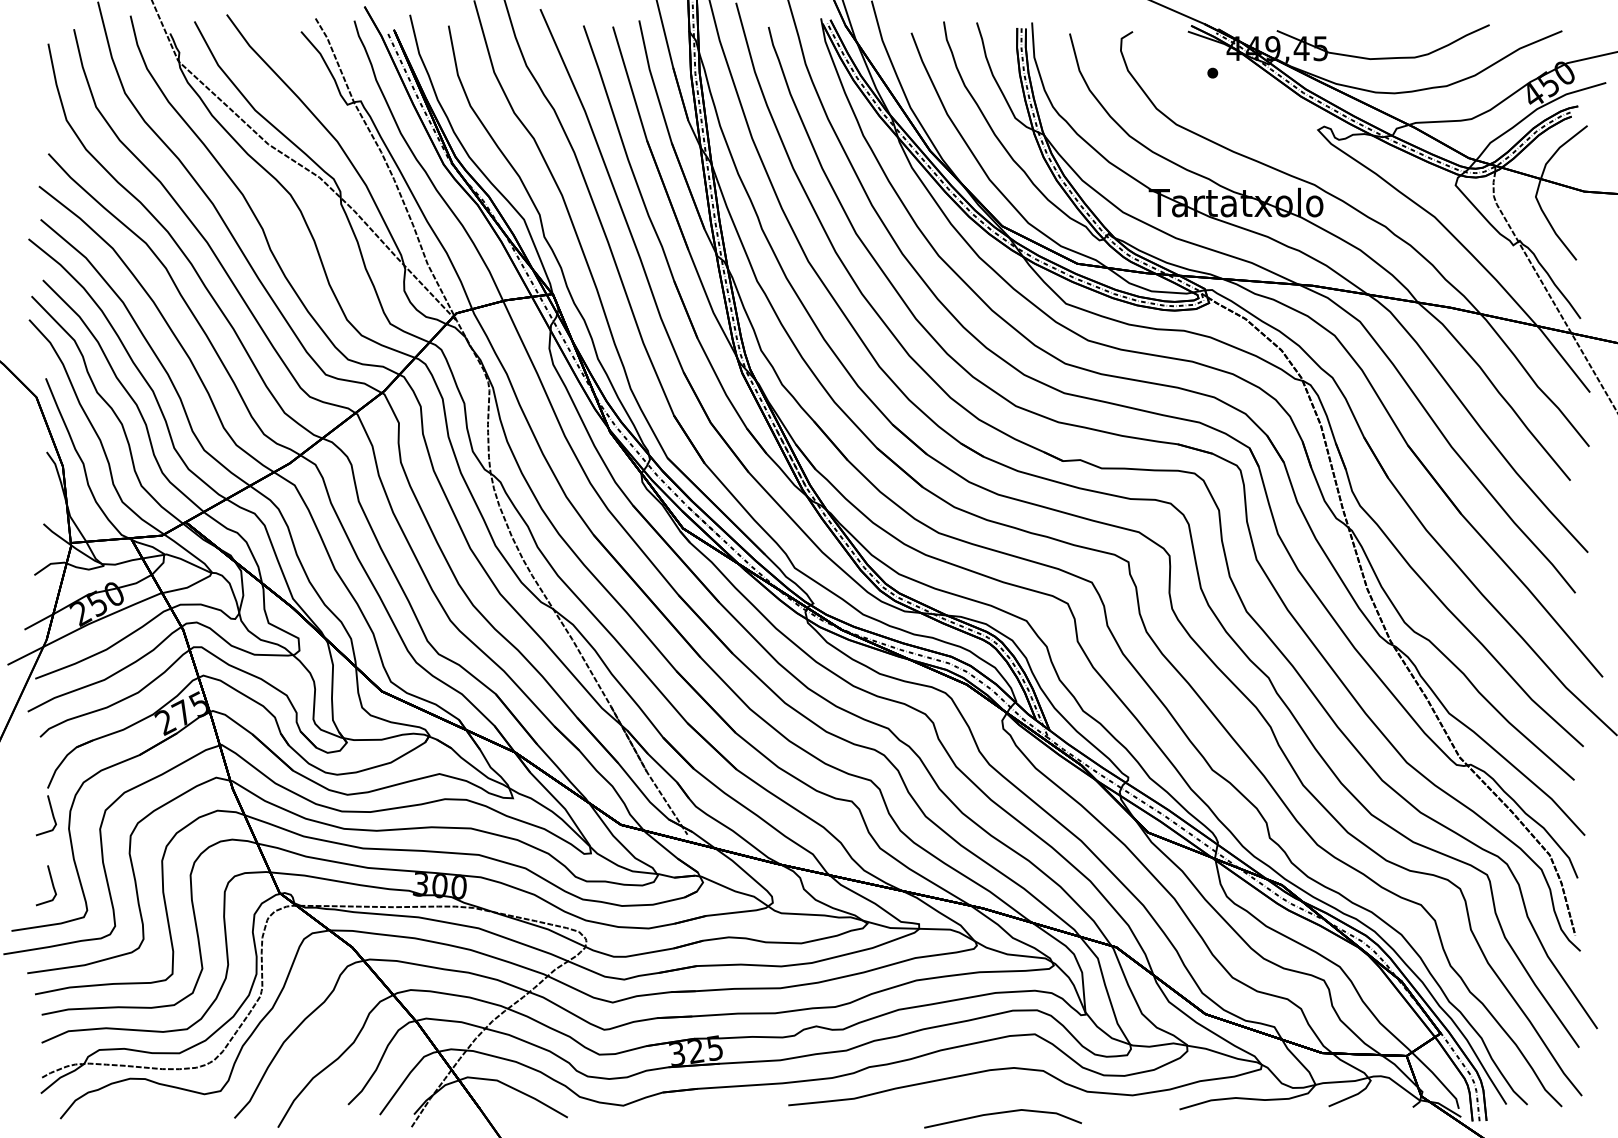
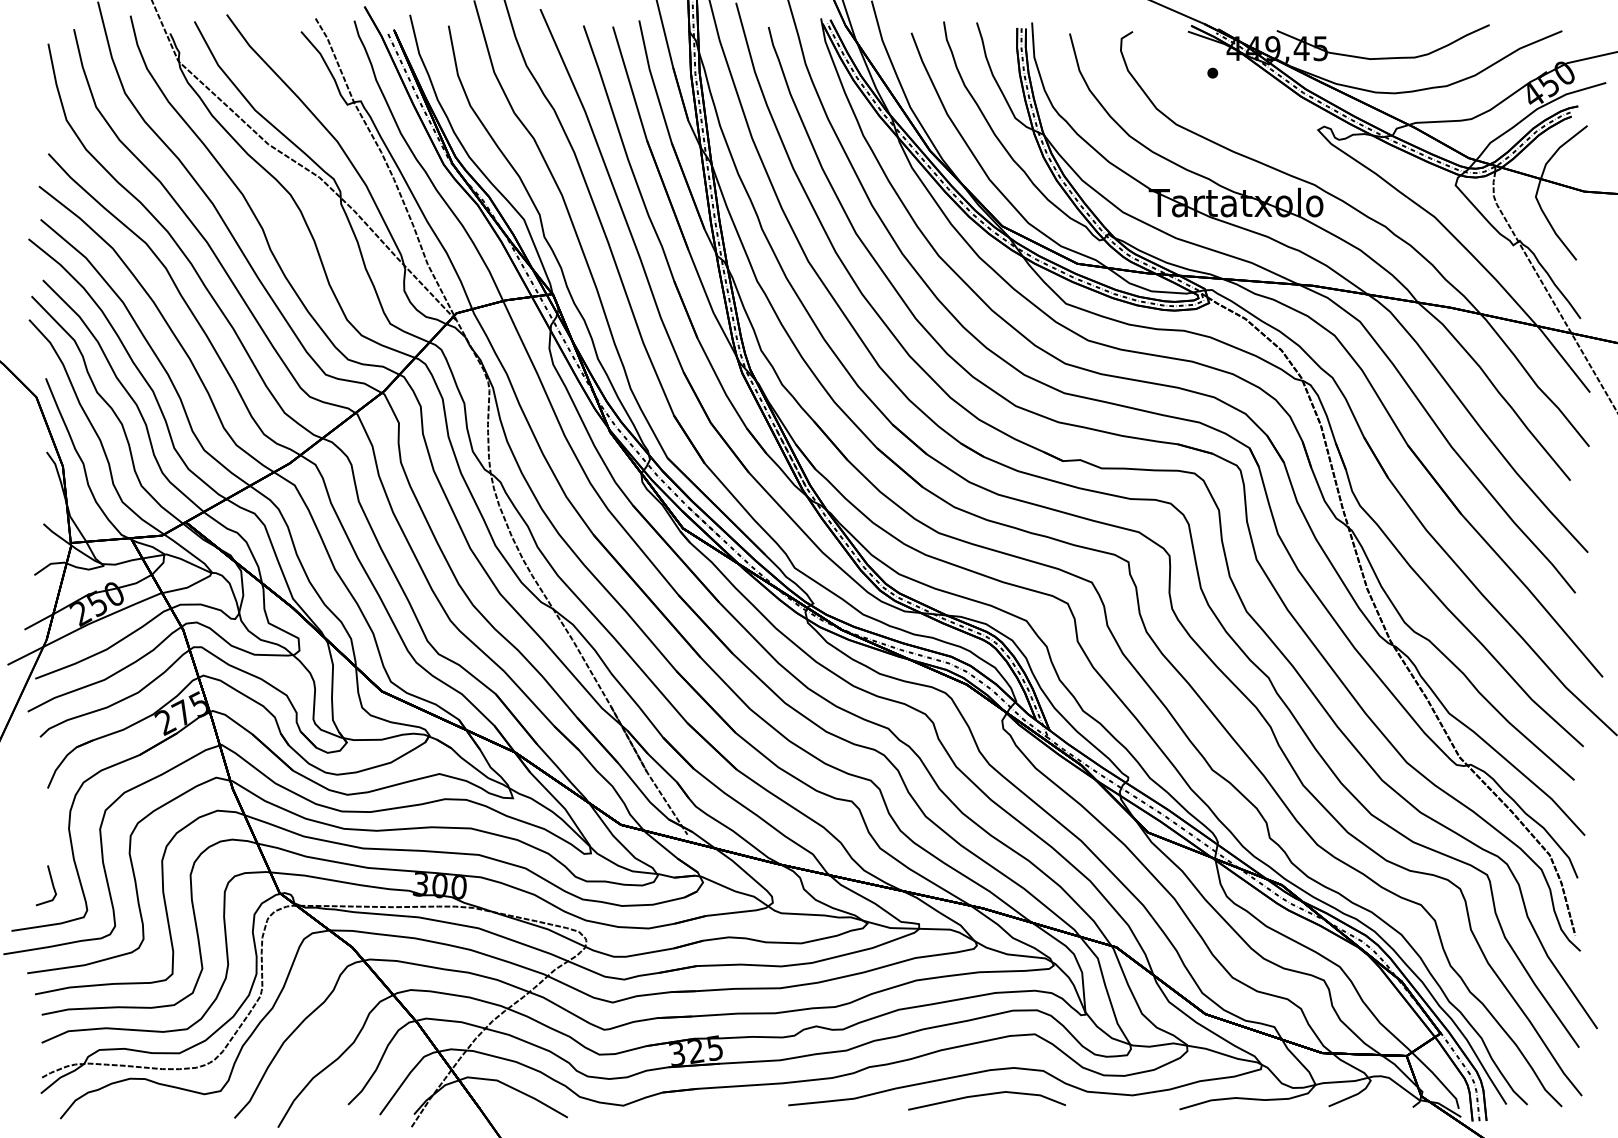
line: present -> none (51, 813)
line position: (1002, 1113) -> (986, 1095) (986, 1095)
